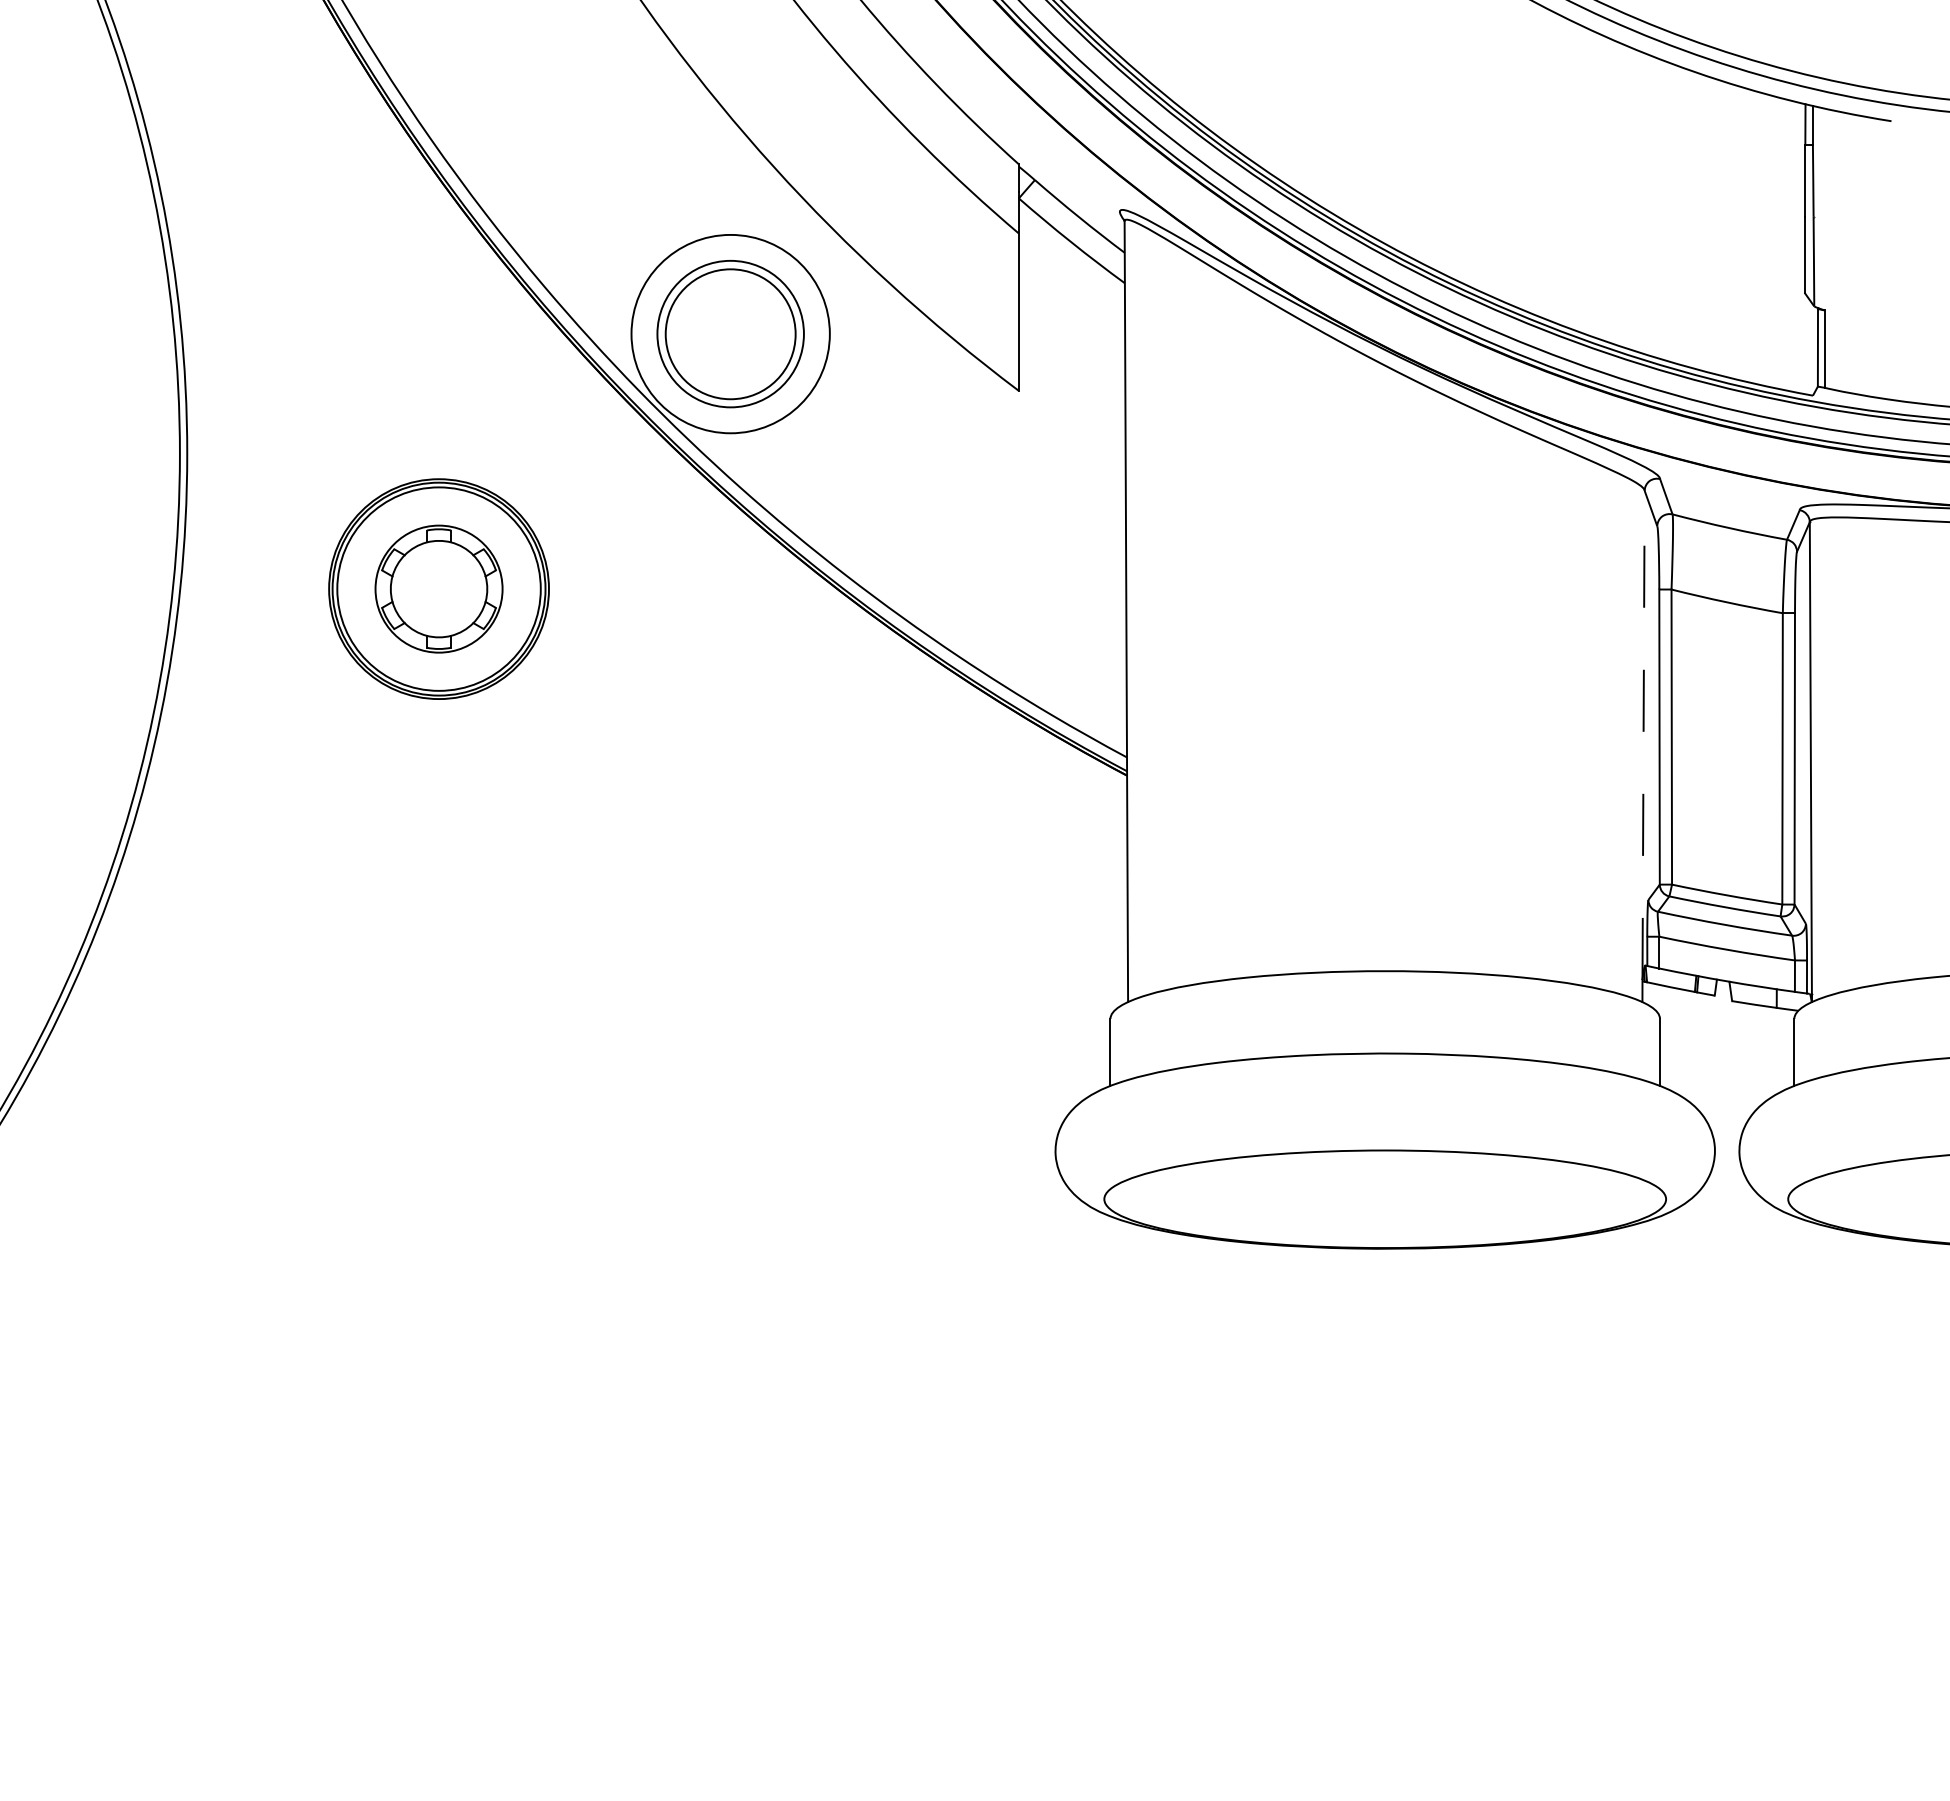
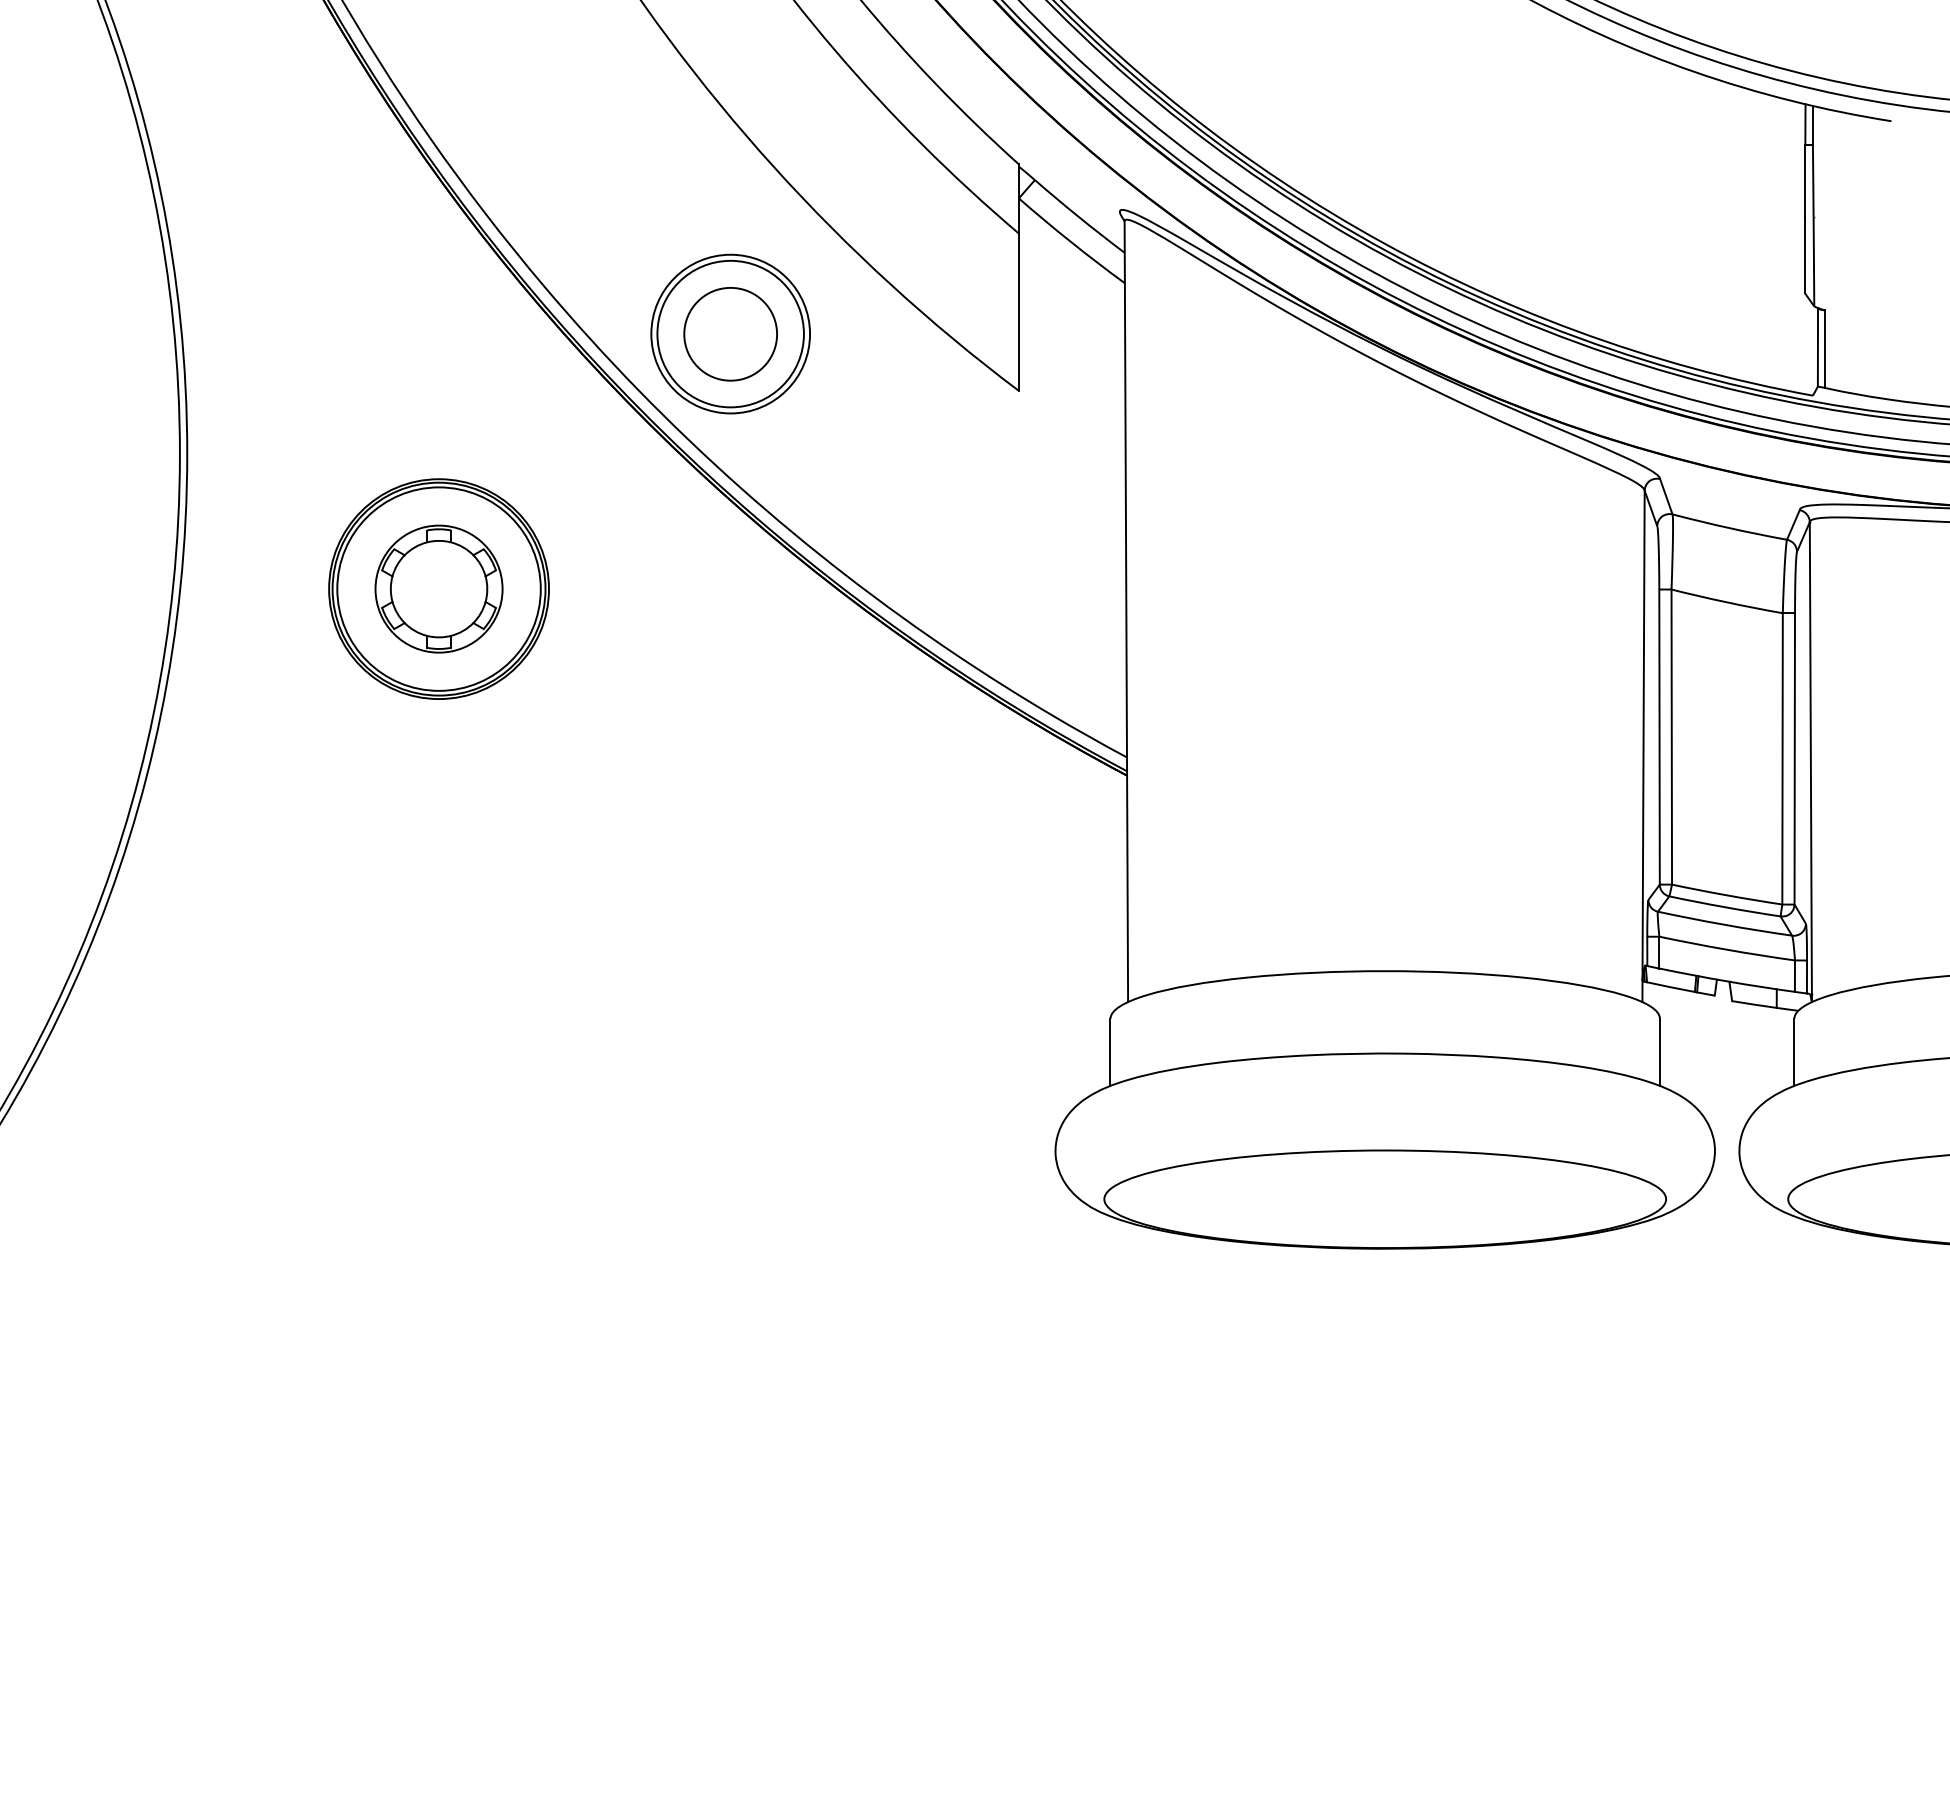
circle diameter: 198 px -> 159 px (730, 333)
circle diameter: 130 px -> 93 px (730, 333)
line: dashed -> solid (1643, 735)
